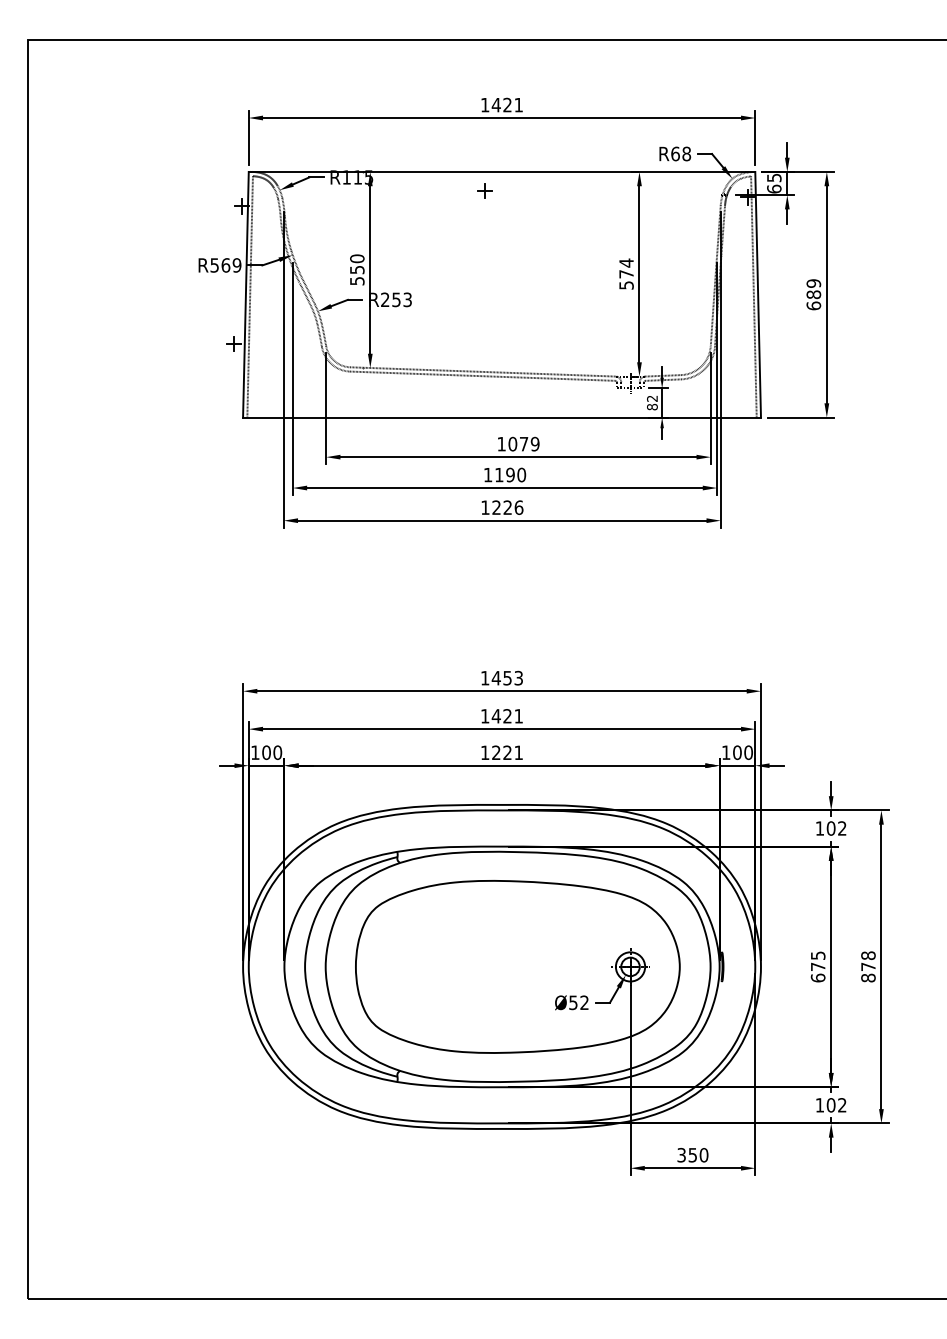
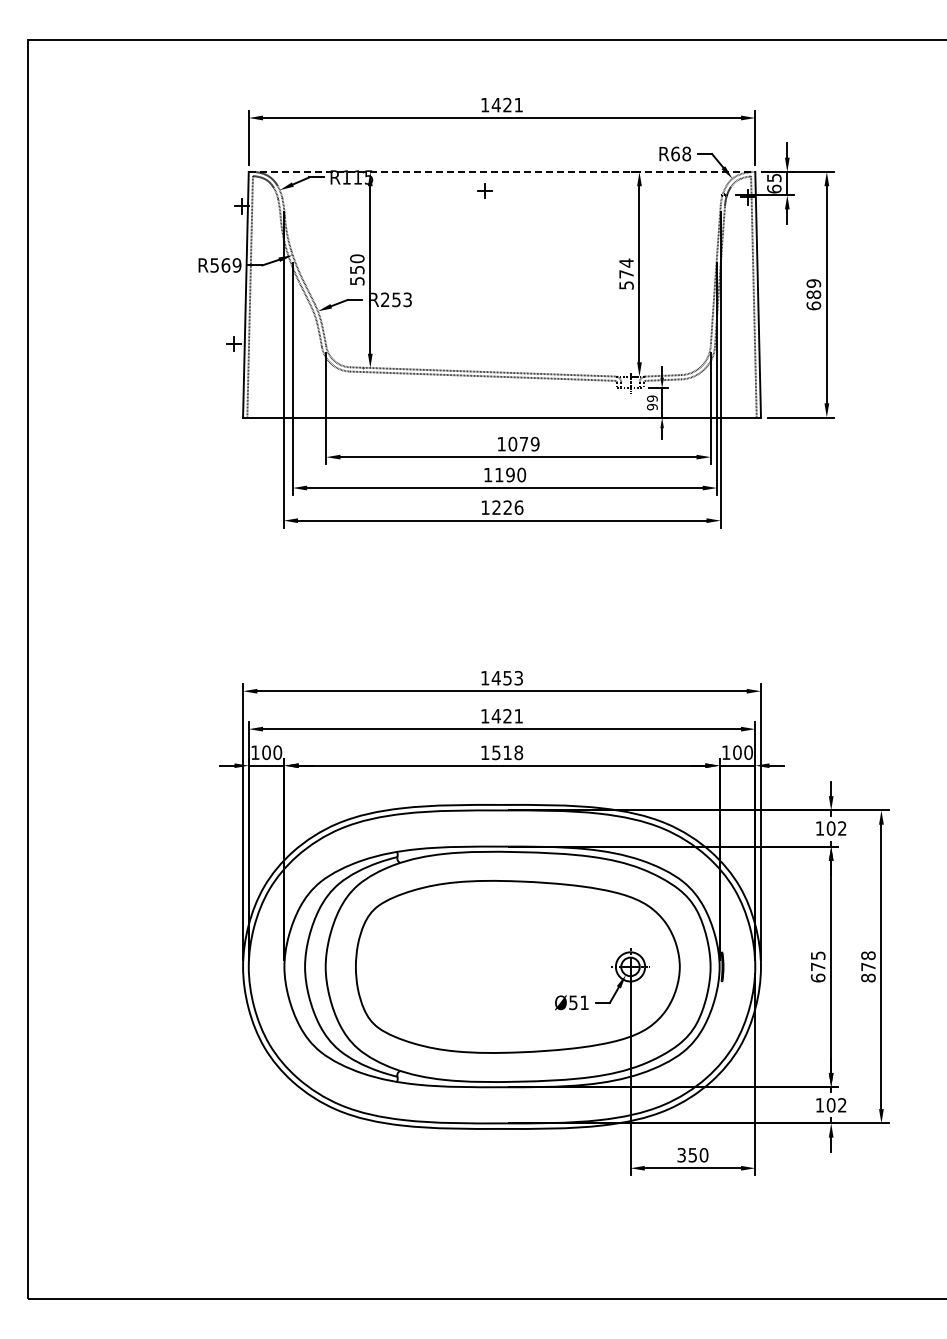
line: solid -> dashed (502, 171)
text: 82 -> 99 (652, 402)
text: 1221 -> 1518 (507, 752)
text: Ø52 -> Ø51 (584, 1002)
